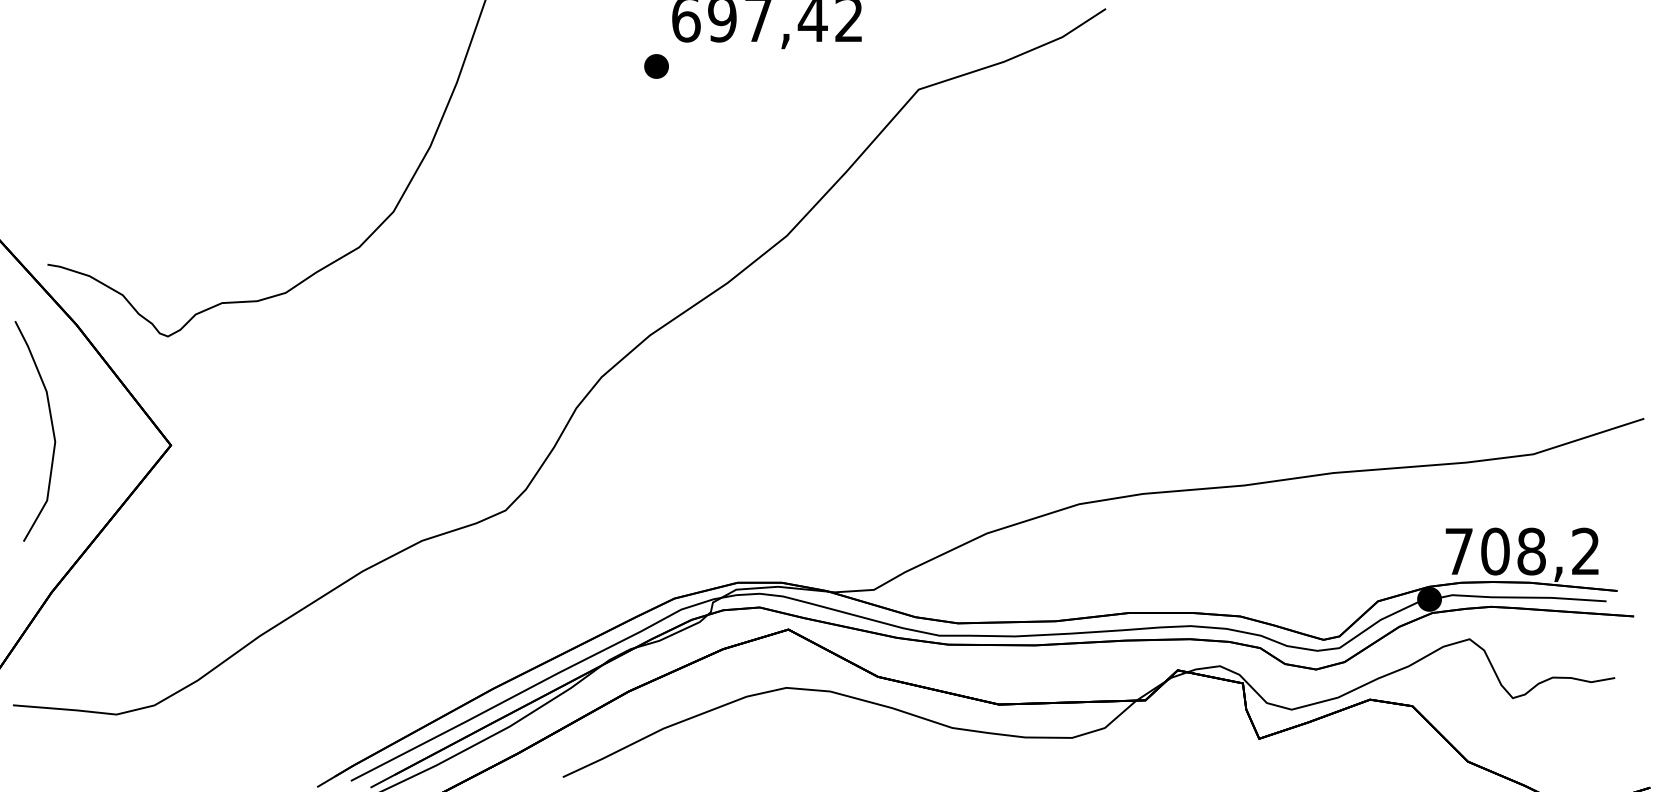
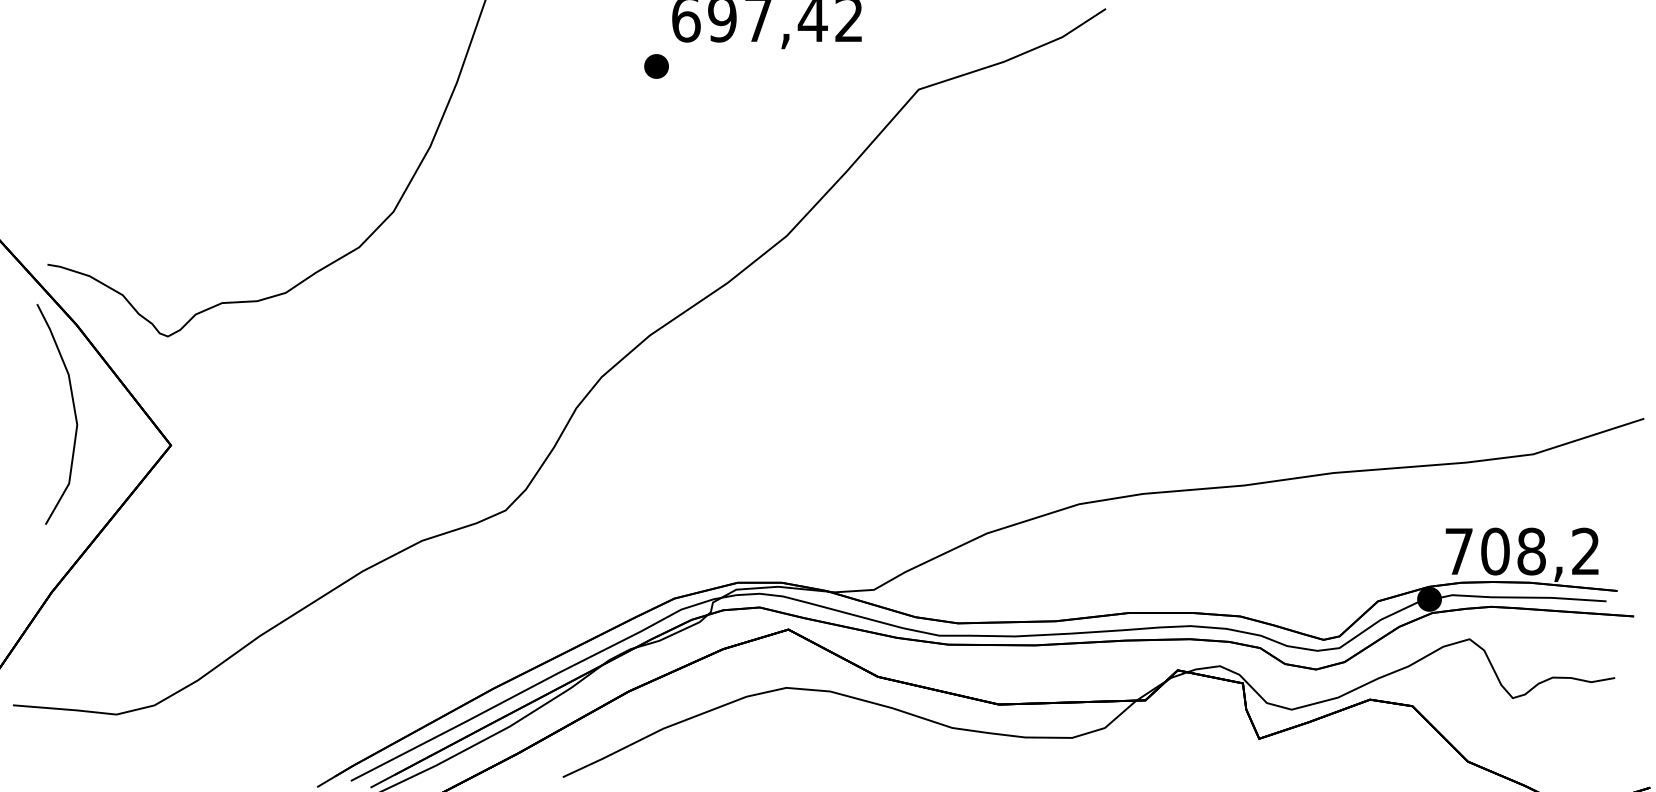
curve position: (51, 427) -> (73, 410) (73, 410)
